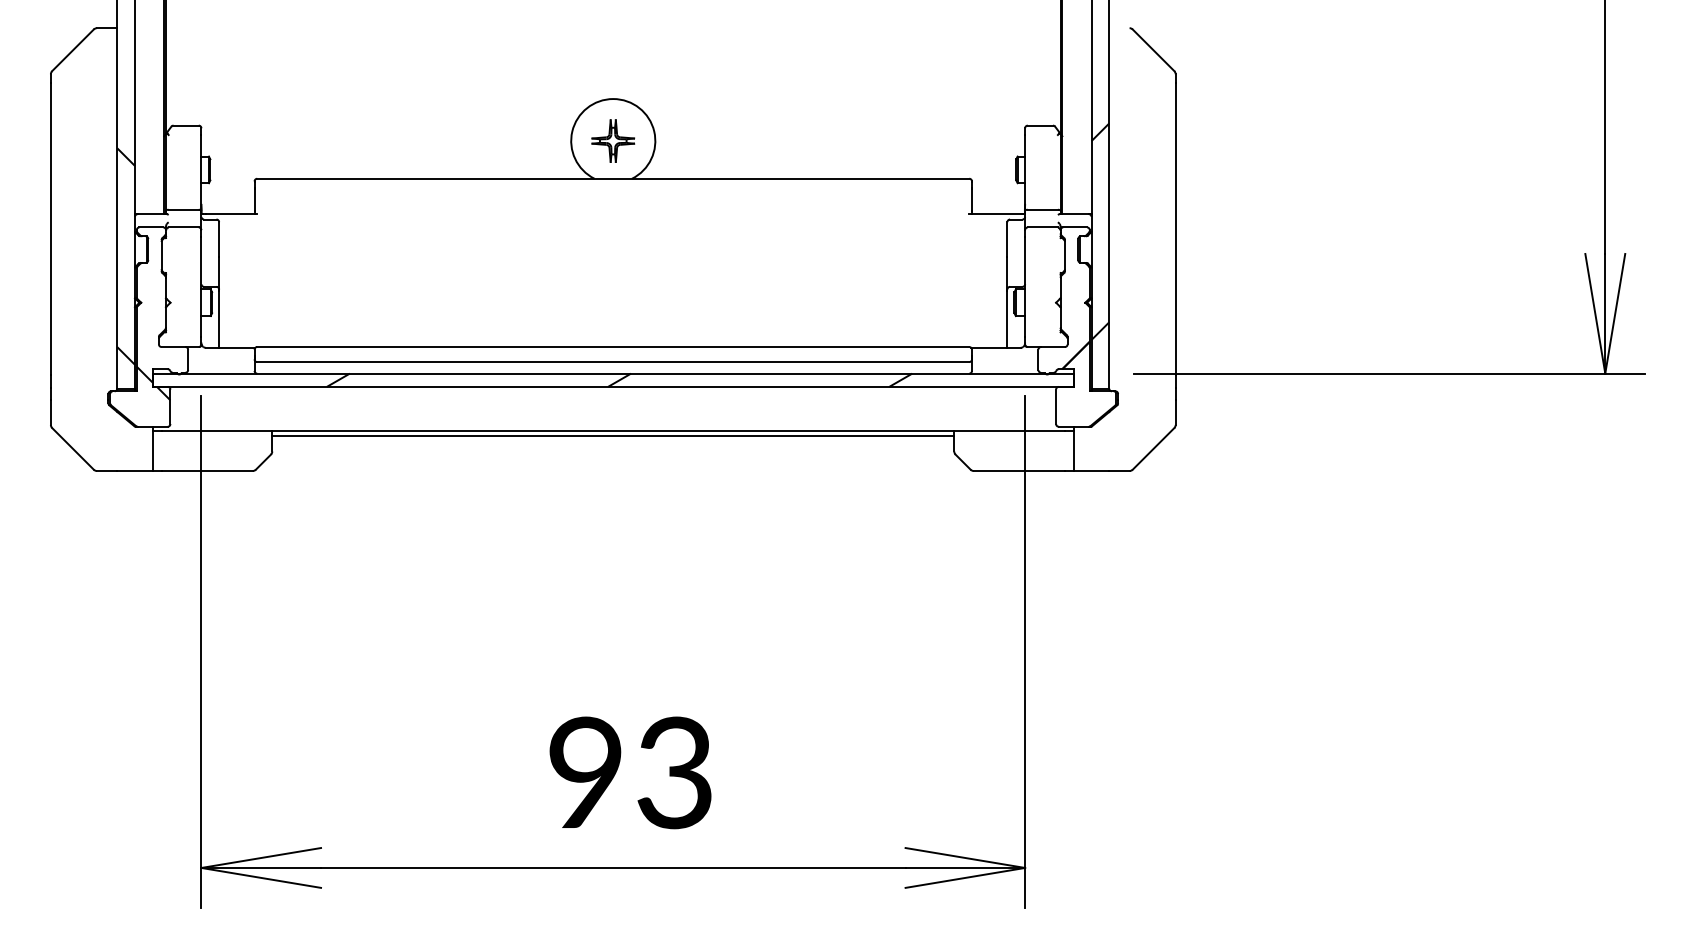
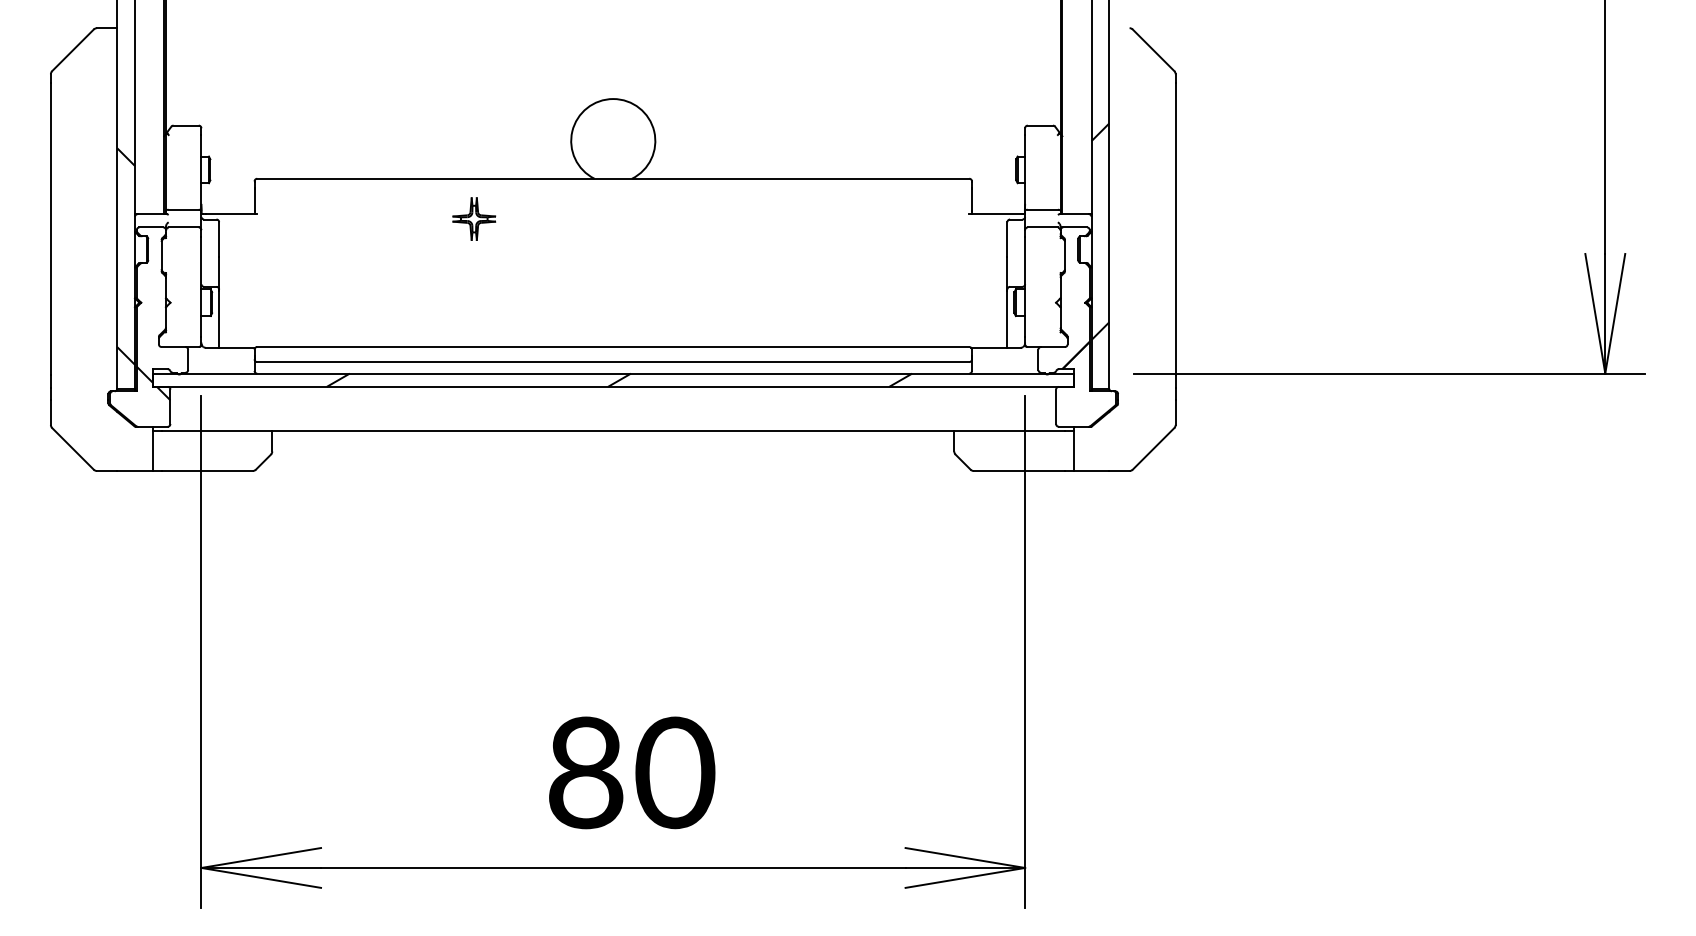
part position: (613, 140) -> (474, 218) (474, 218)
line: present -> none (613, 435)
text: 93 -> 80 (632, 772)
